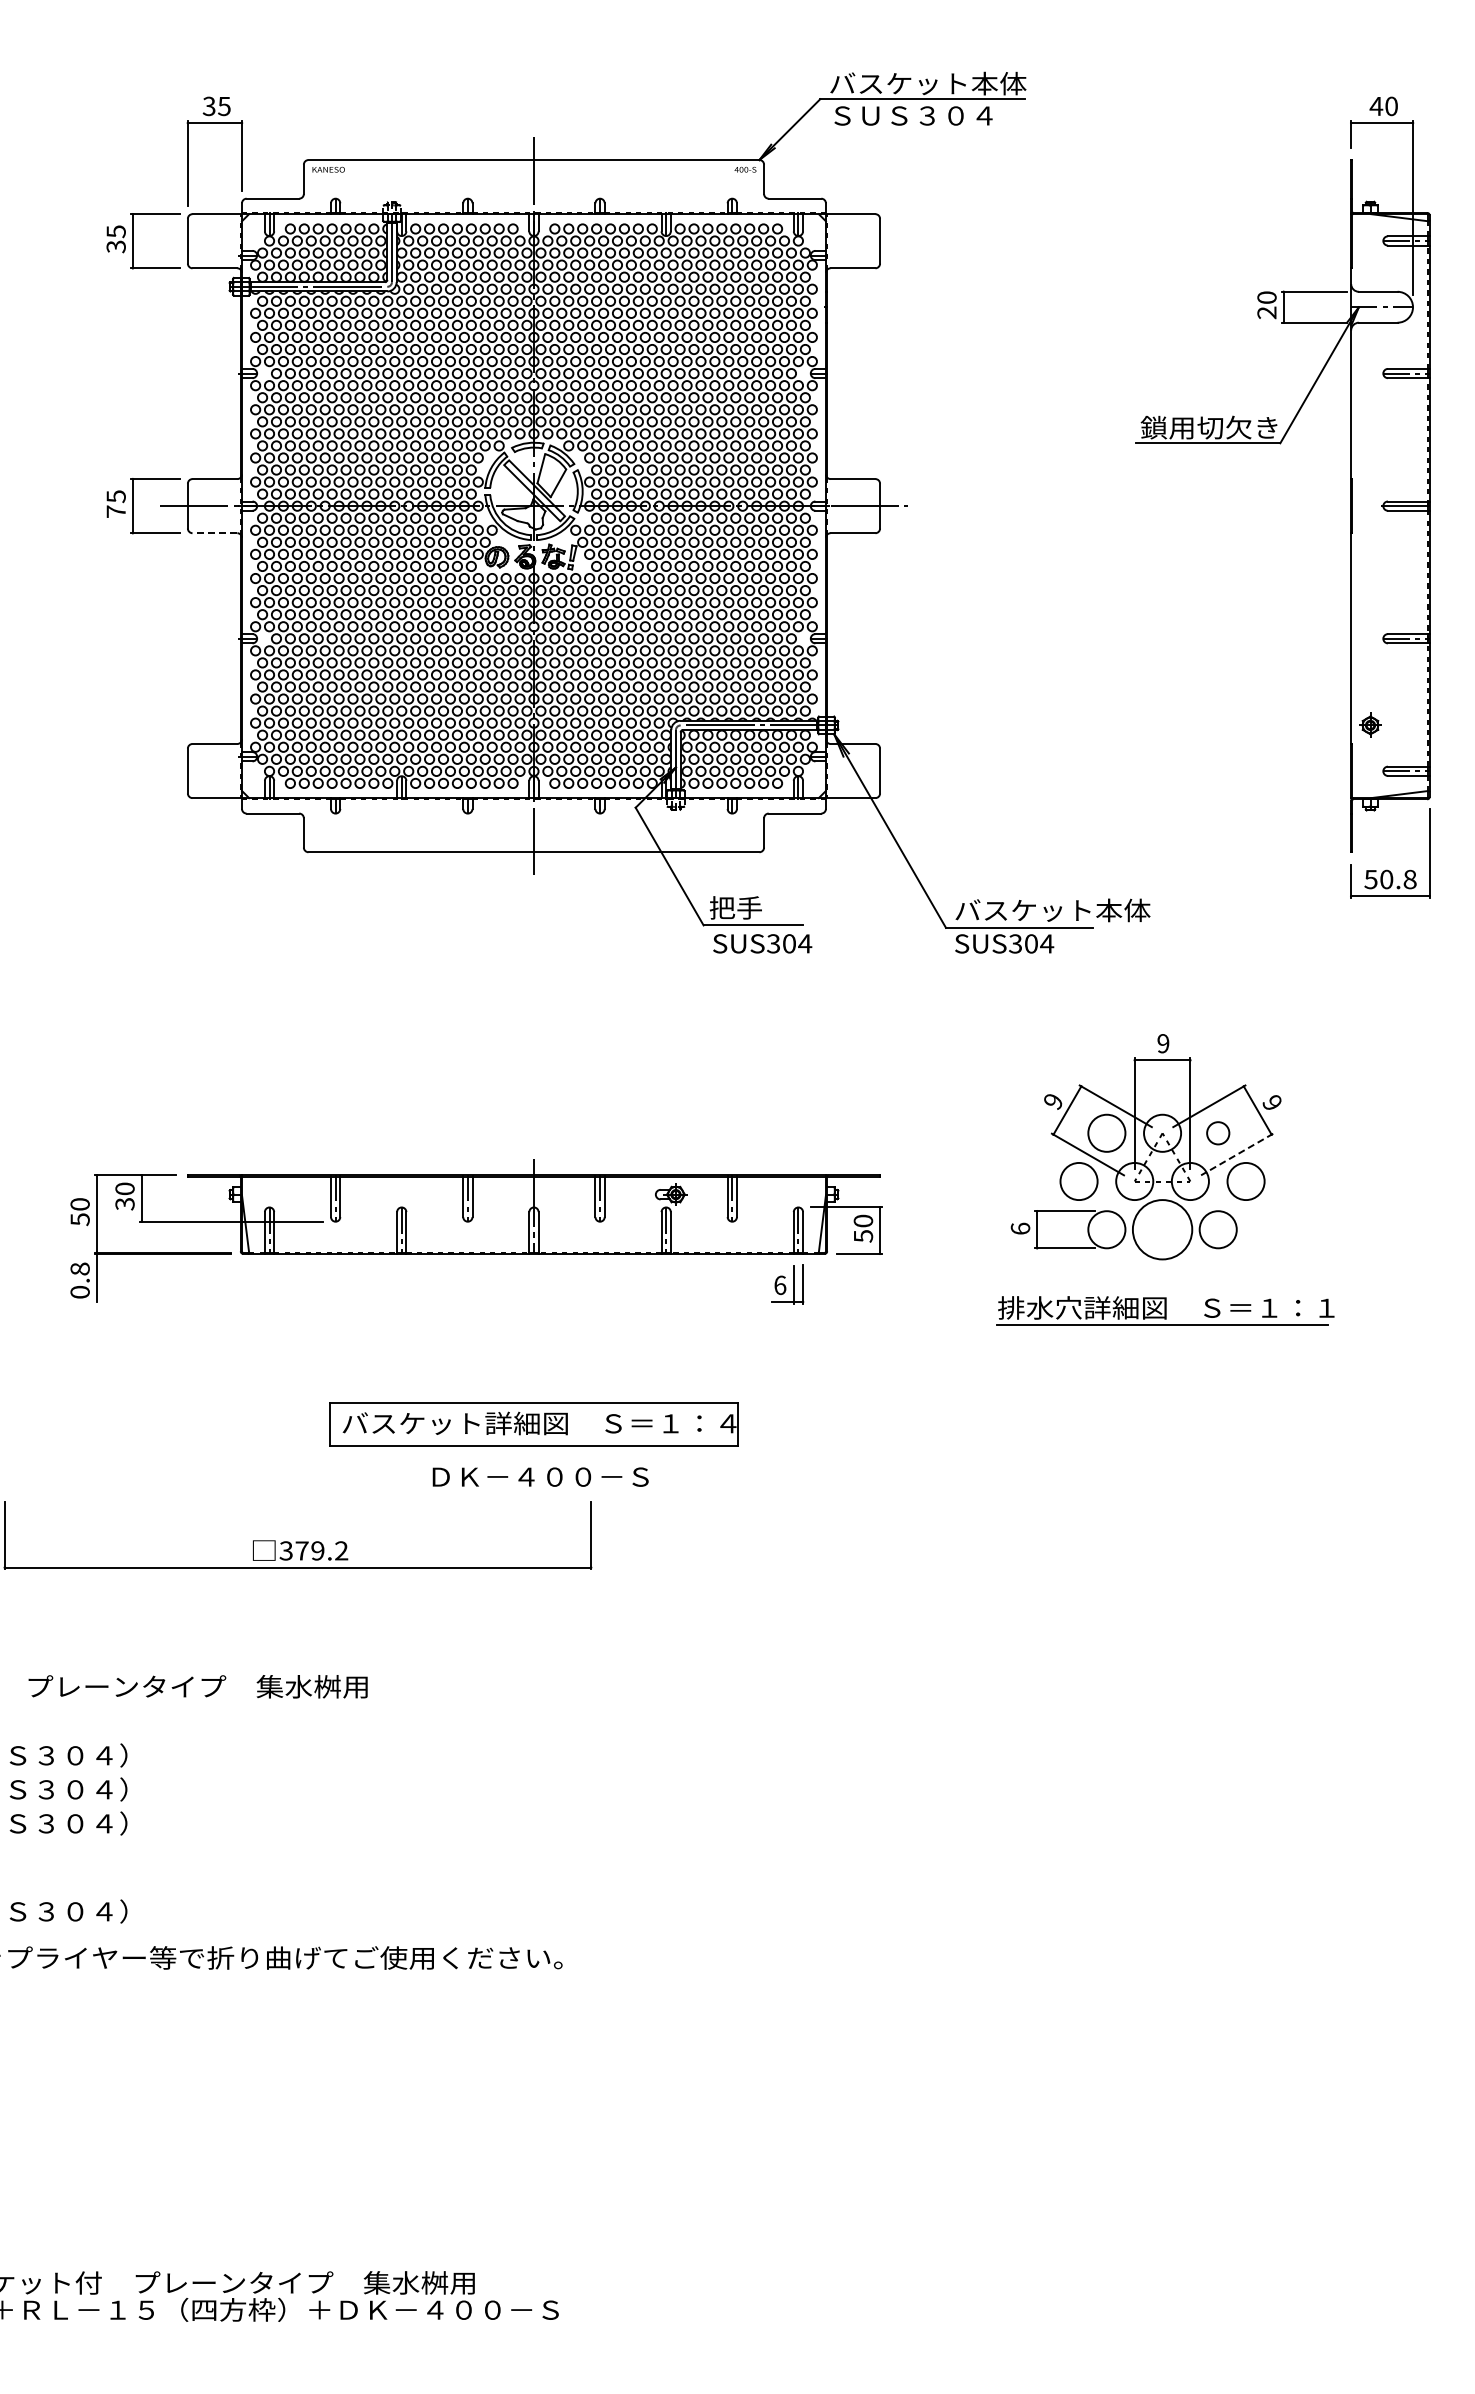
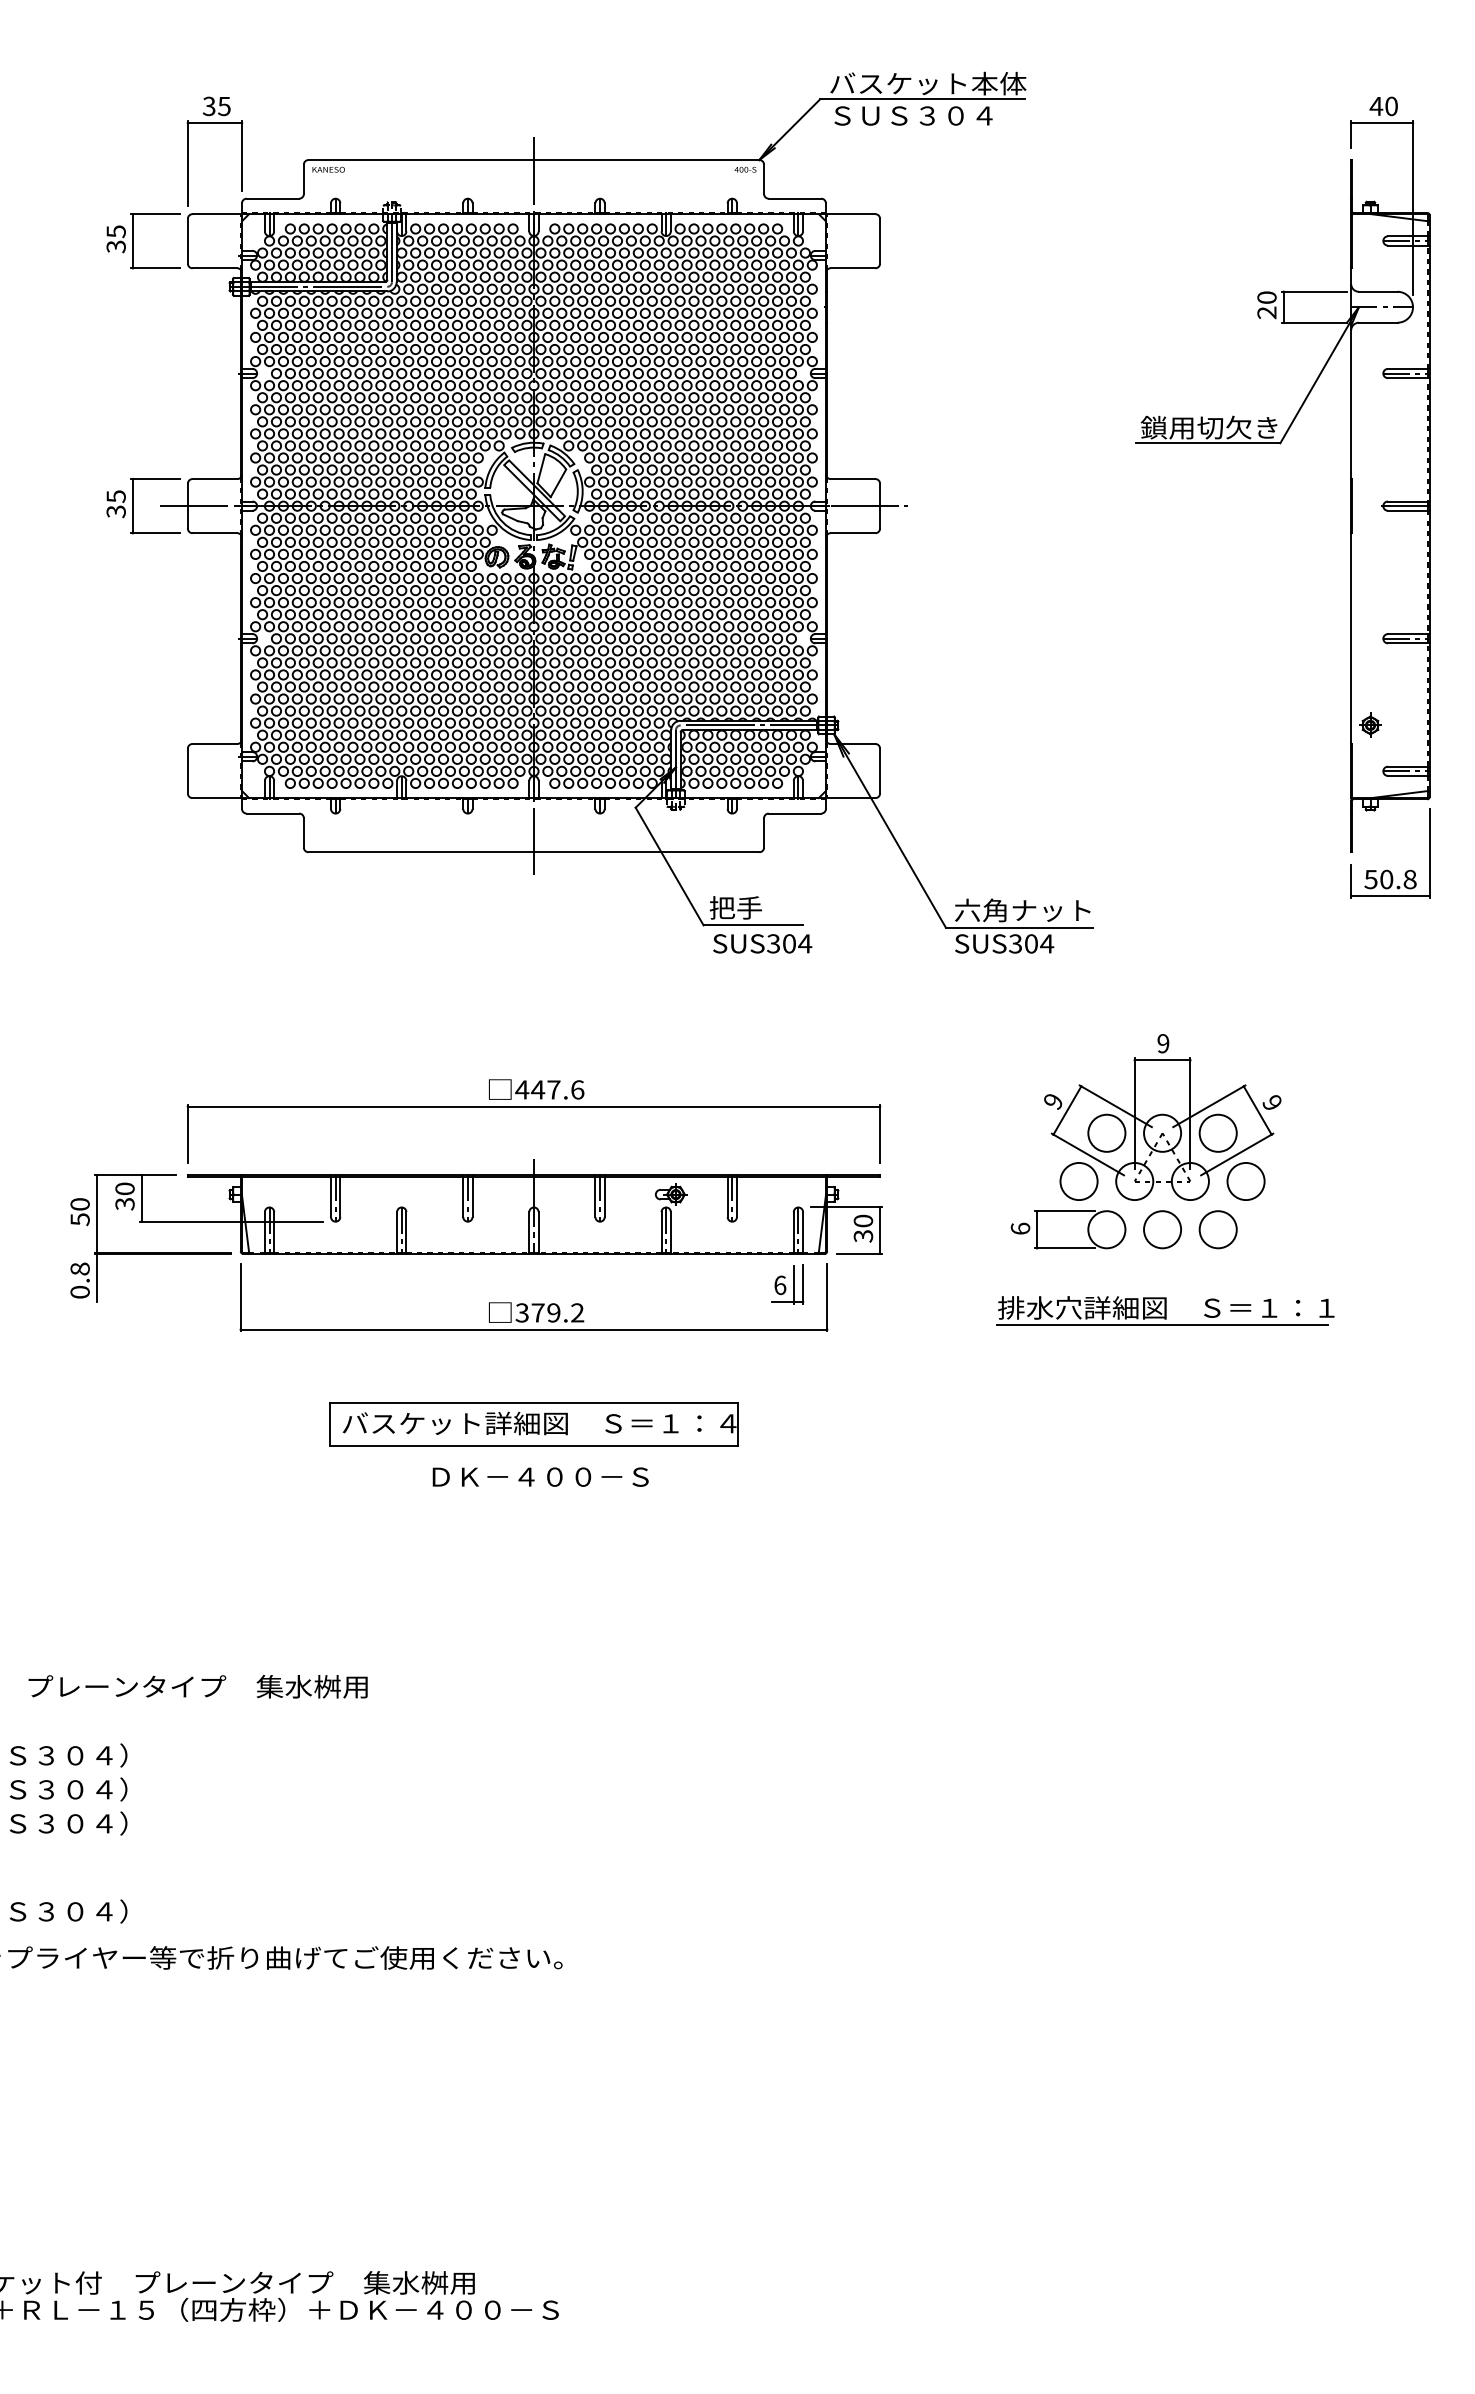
text: 75 -> 35 (115, 511)
line: dashed -> solid (214, 533)
text: バスケット本体 -> 六角ナット (1052, 910)
part: none -> present (533, 1107)
circle diameter: 22 px -> 37 px (1217, 1132)
line: dashed -> solid (1237, 1154)
circle diameter: 59 px -> 37 px (1162, 1229)
text: 50 -> 30 (862, 1235)
part position: (297, 1535) -> (533, 1297) (533, 1297)
